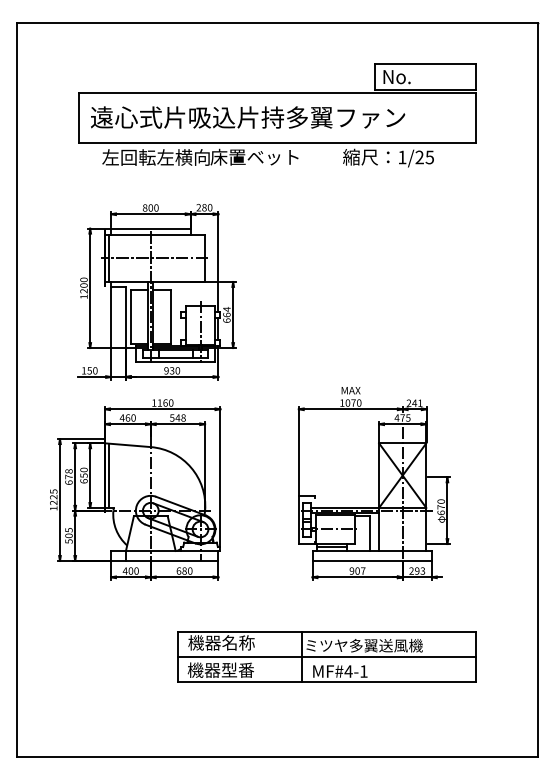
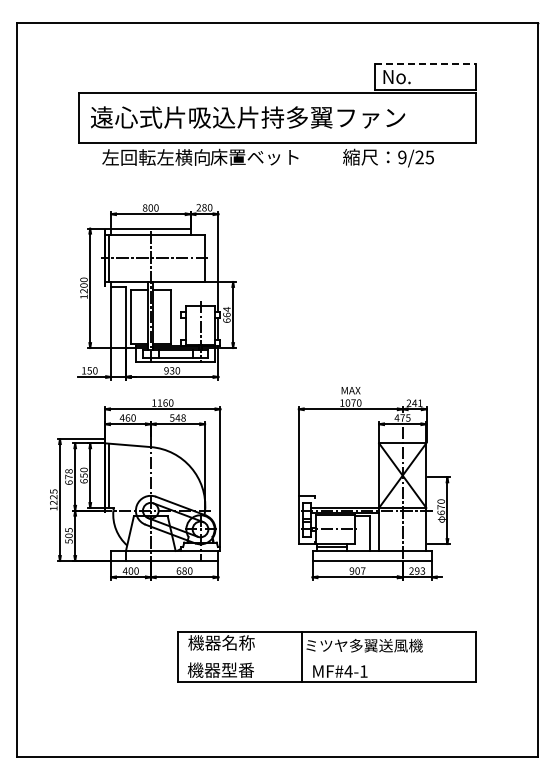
line: solid -> dashed (425, 64)
text: 1/25 -> 9/25 (402, 157)
line: present -> none (327, 657)
